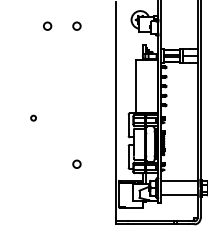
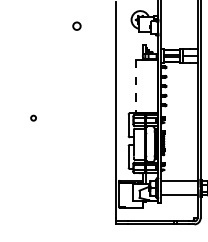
circle: present -> none (47, 25)
line: solid -> dashed (135, 86)
circle: present -> none (76, 163)
